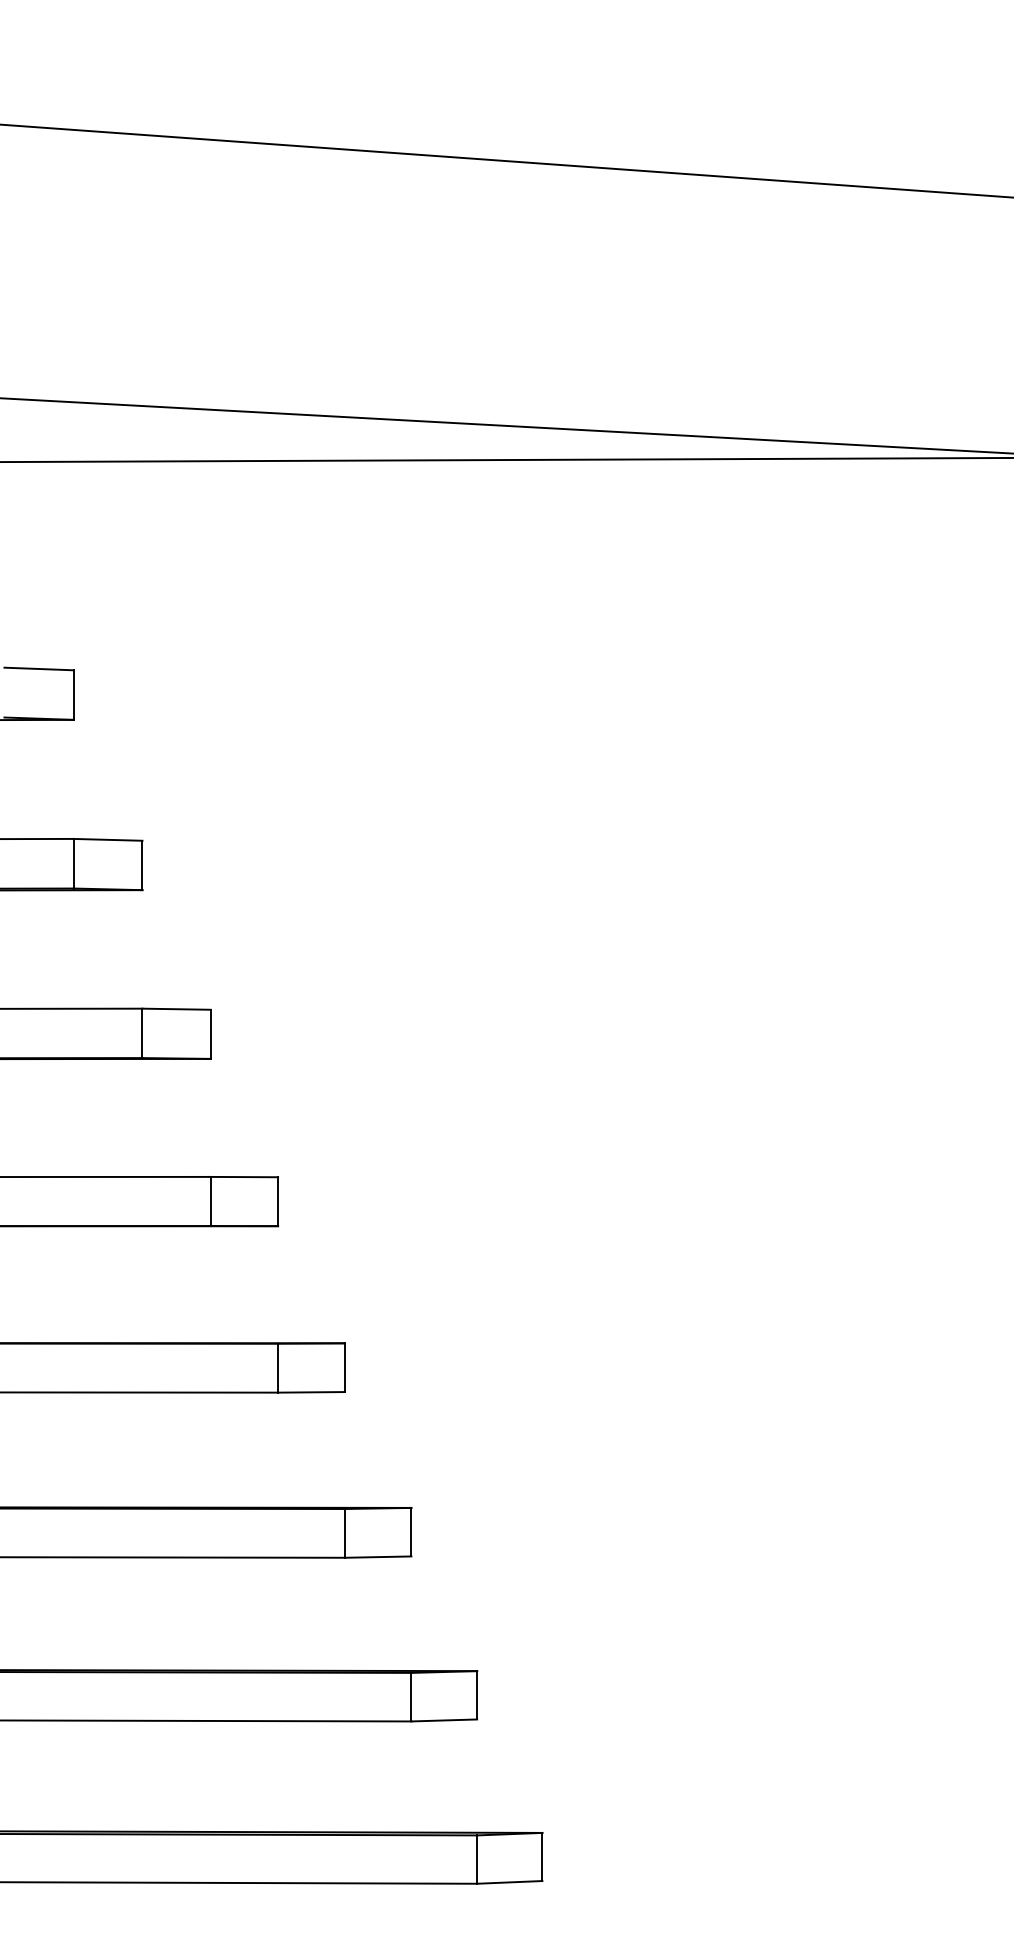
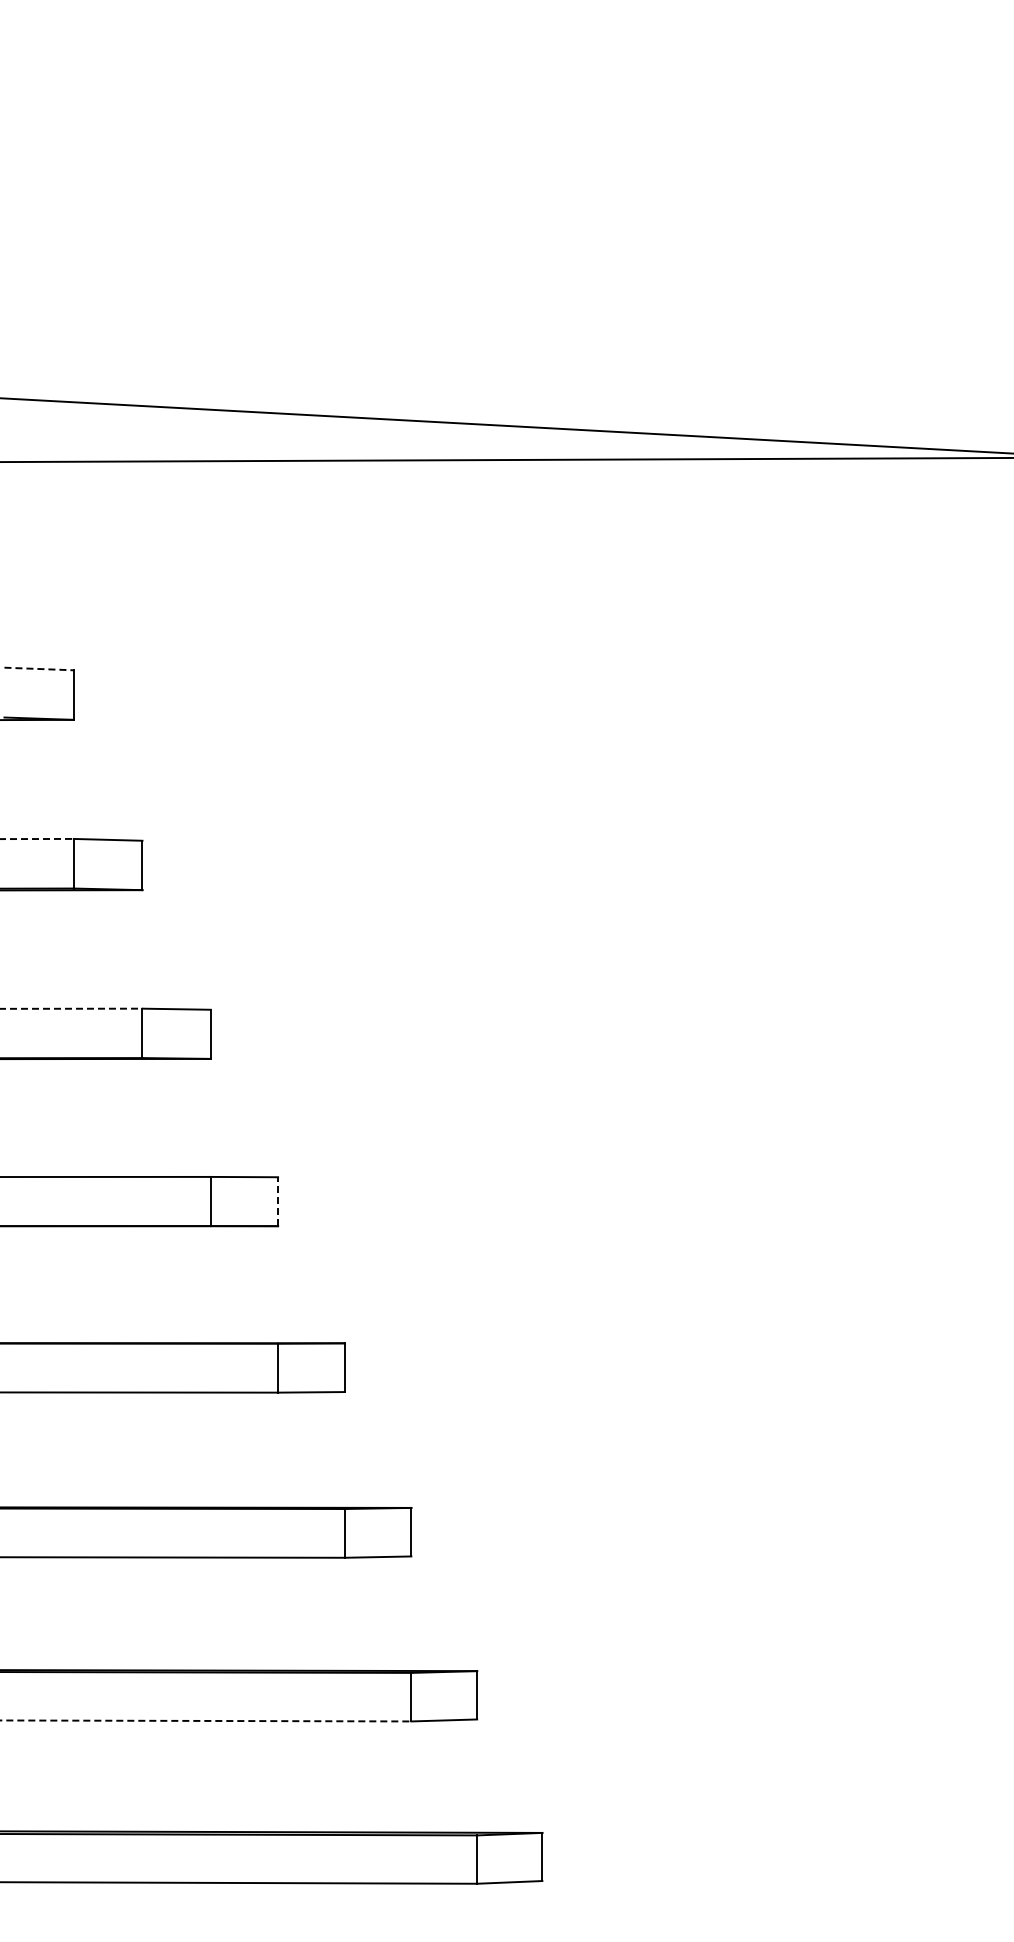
line: present -> none (506, 160)
line: solid -> dashed (39, 669)
line: solid -> dashed (37, 839)
line: solid -> dashed (71, 1008)
line: solid -> dashed (278, 1201)
line: solid -> dashed (206, 1720)
